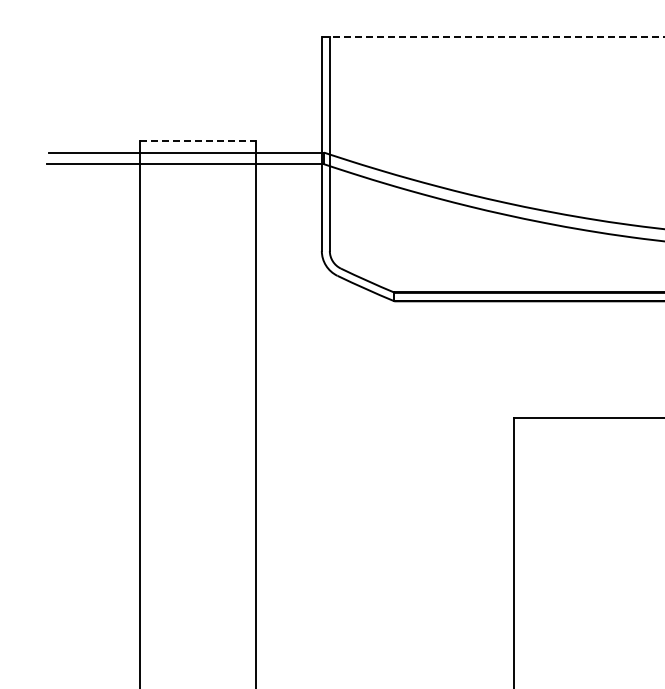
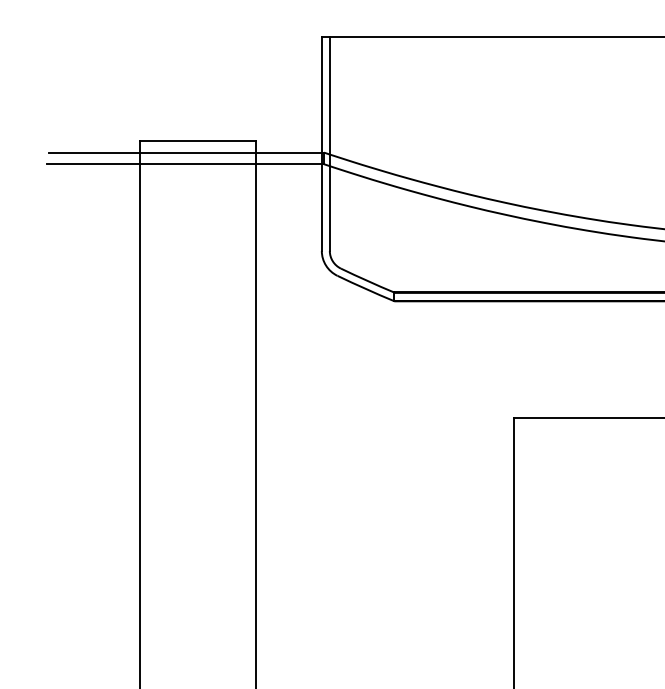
line: dashed -> solid (493, 36)
line: dashed -> solid (198, 141)
